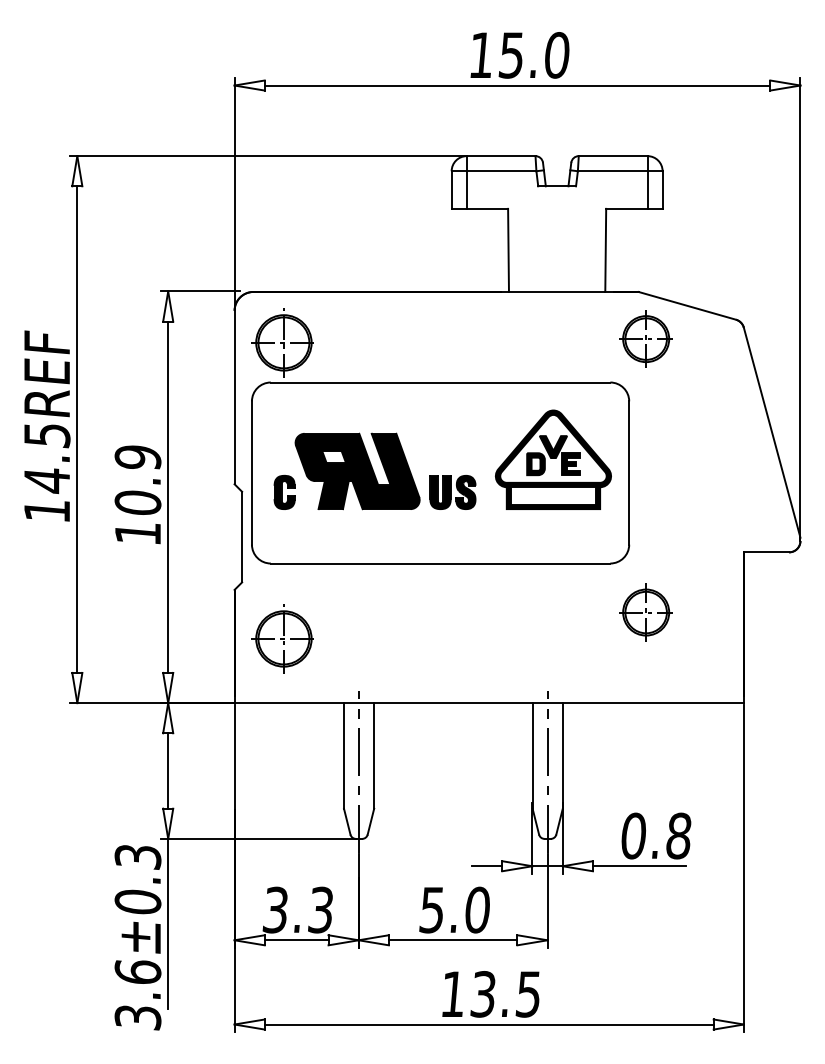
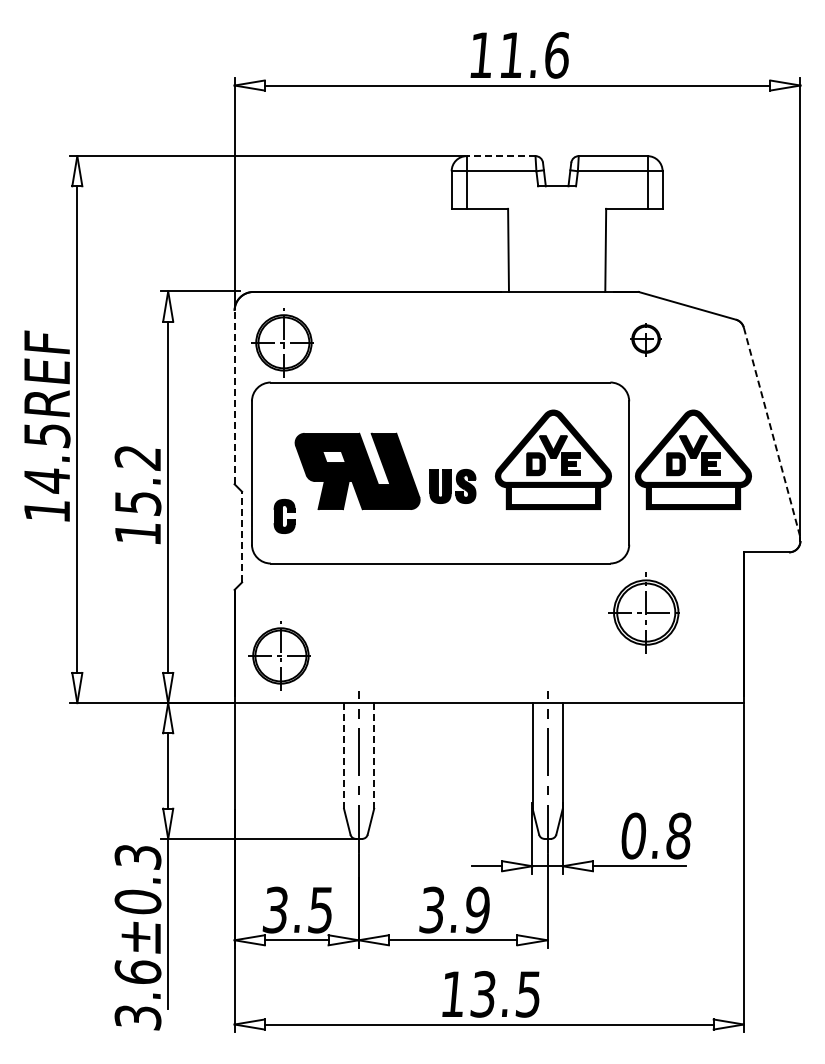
text: 15.0 -> 11.6 (533, 55)
line: solid -> dashed (500, 156)
part size: 54x58 px -> 32x34 px (645, 339)
line: solid -> dashed (234, 397)
line: solid -> dashed (772, 432)
part: none -> present (693, 459)
text: 10.9 -> 15.2 (137, 480)
part position: (284, 491) -> (284, 515) (284, 515)
part position: (452, 492) -> (452, 486) (452, 486)
line: solid -> dashed (242, 536)
part size: 54x59 px -> 72x82 px (643, 612)
part position: (282, 638) -> (279, 655) (279, 655)
line: solid -> dashed (344, 755)
line: solid -> dashed (374, 755)
text: 3.3 -> 3.5 (320, 909)
text: 5.0 -> 3.9 (454, 909)
